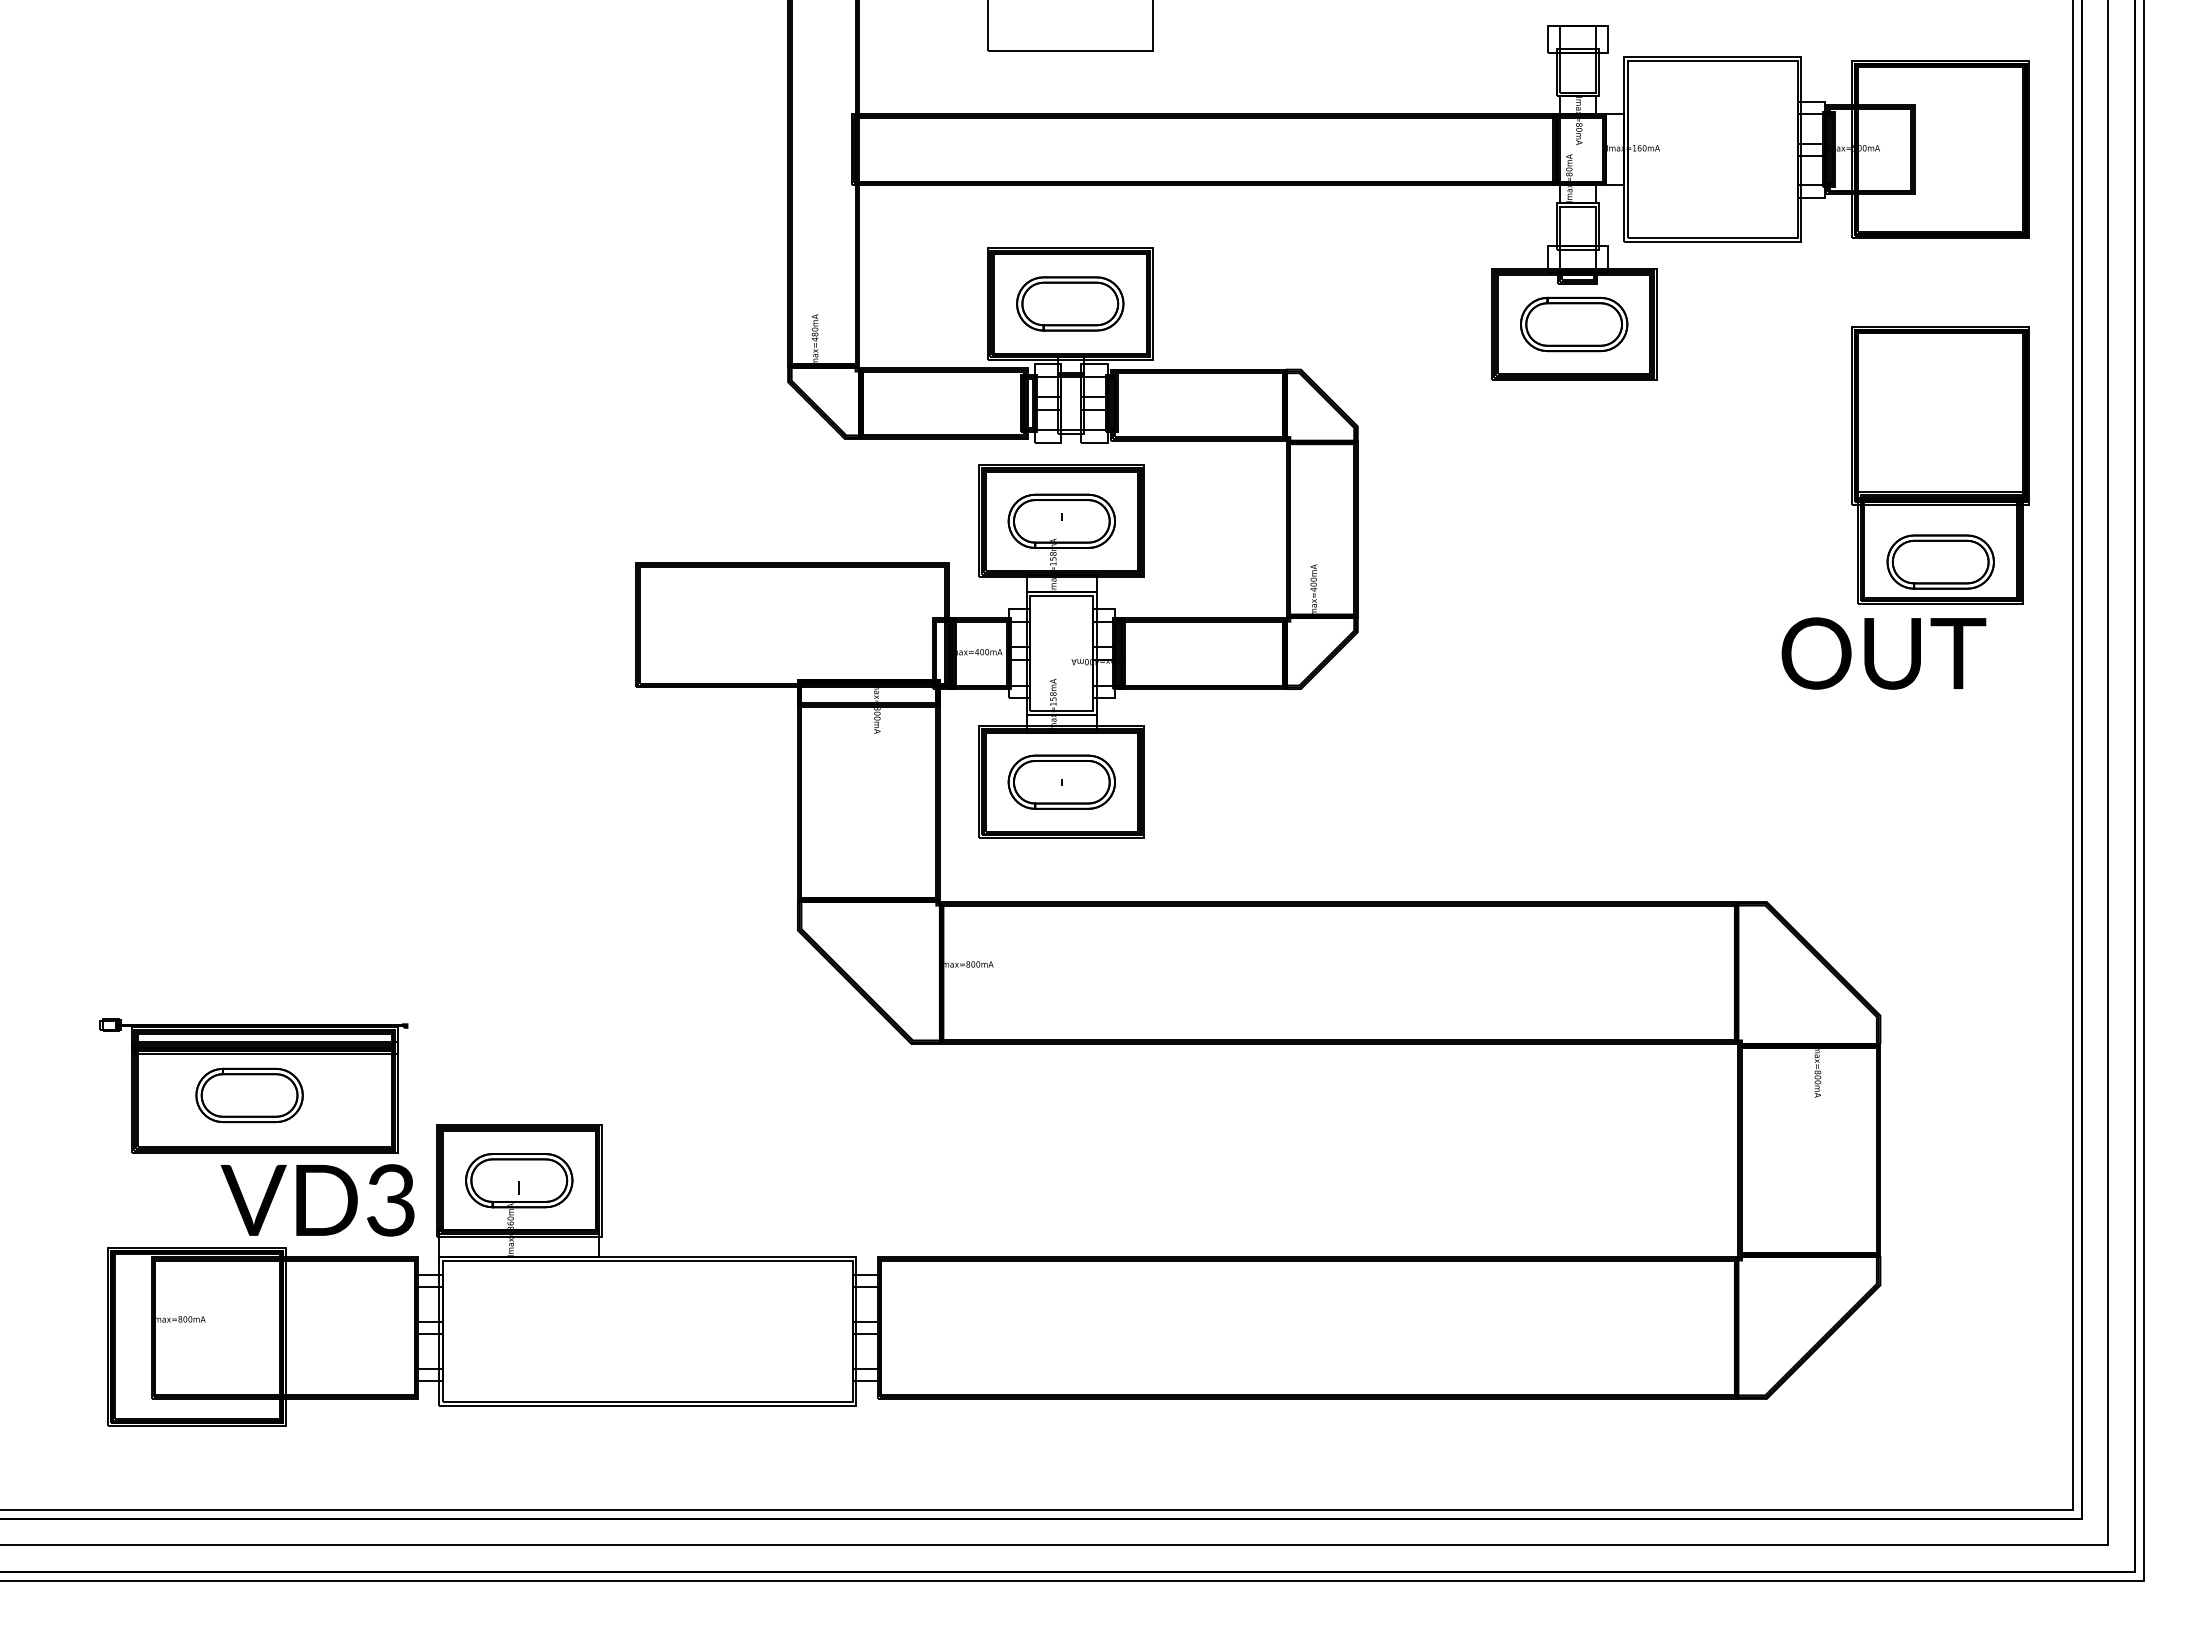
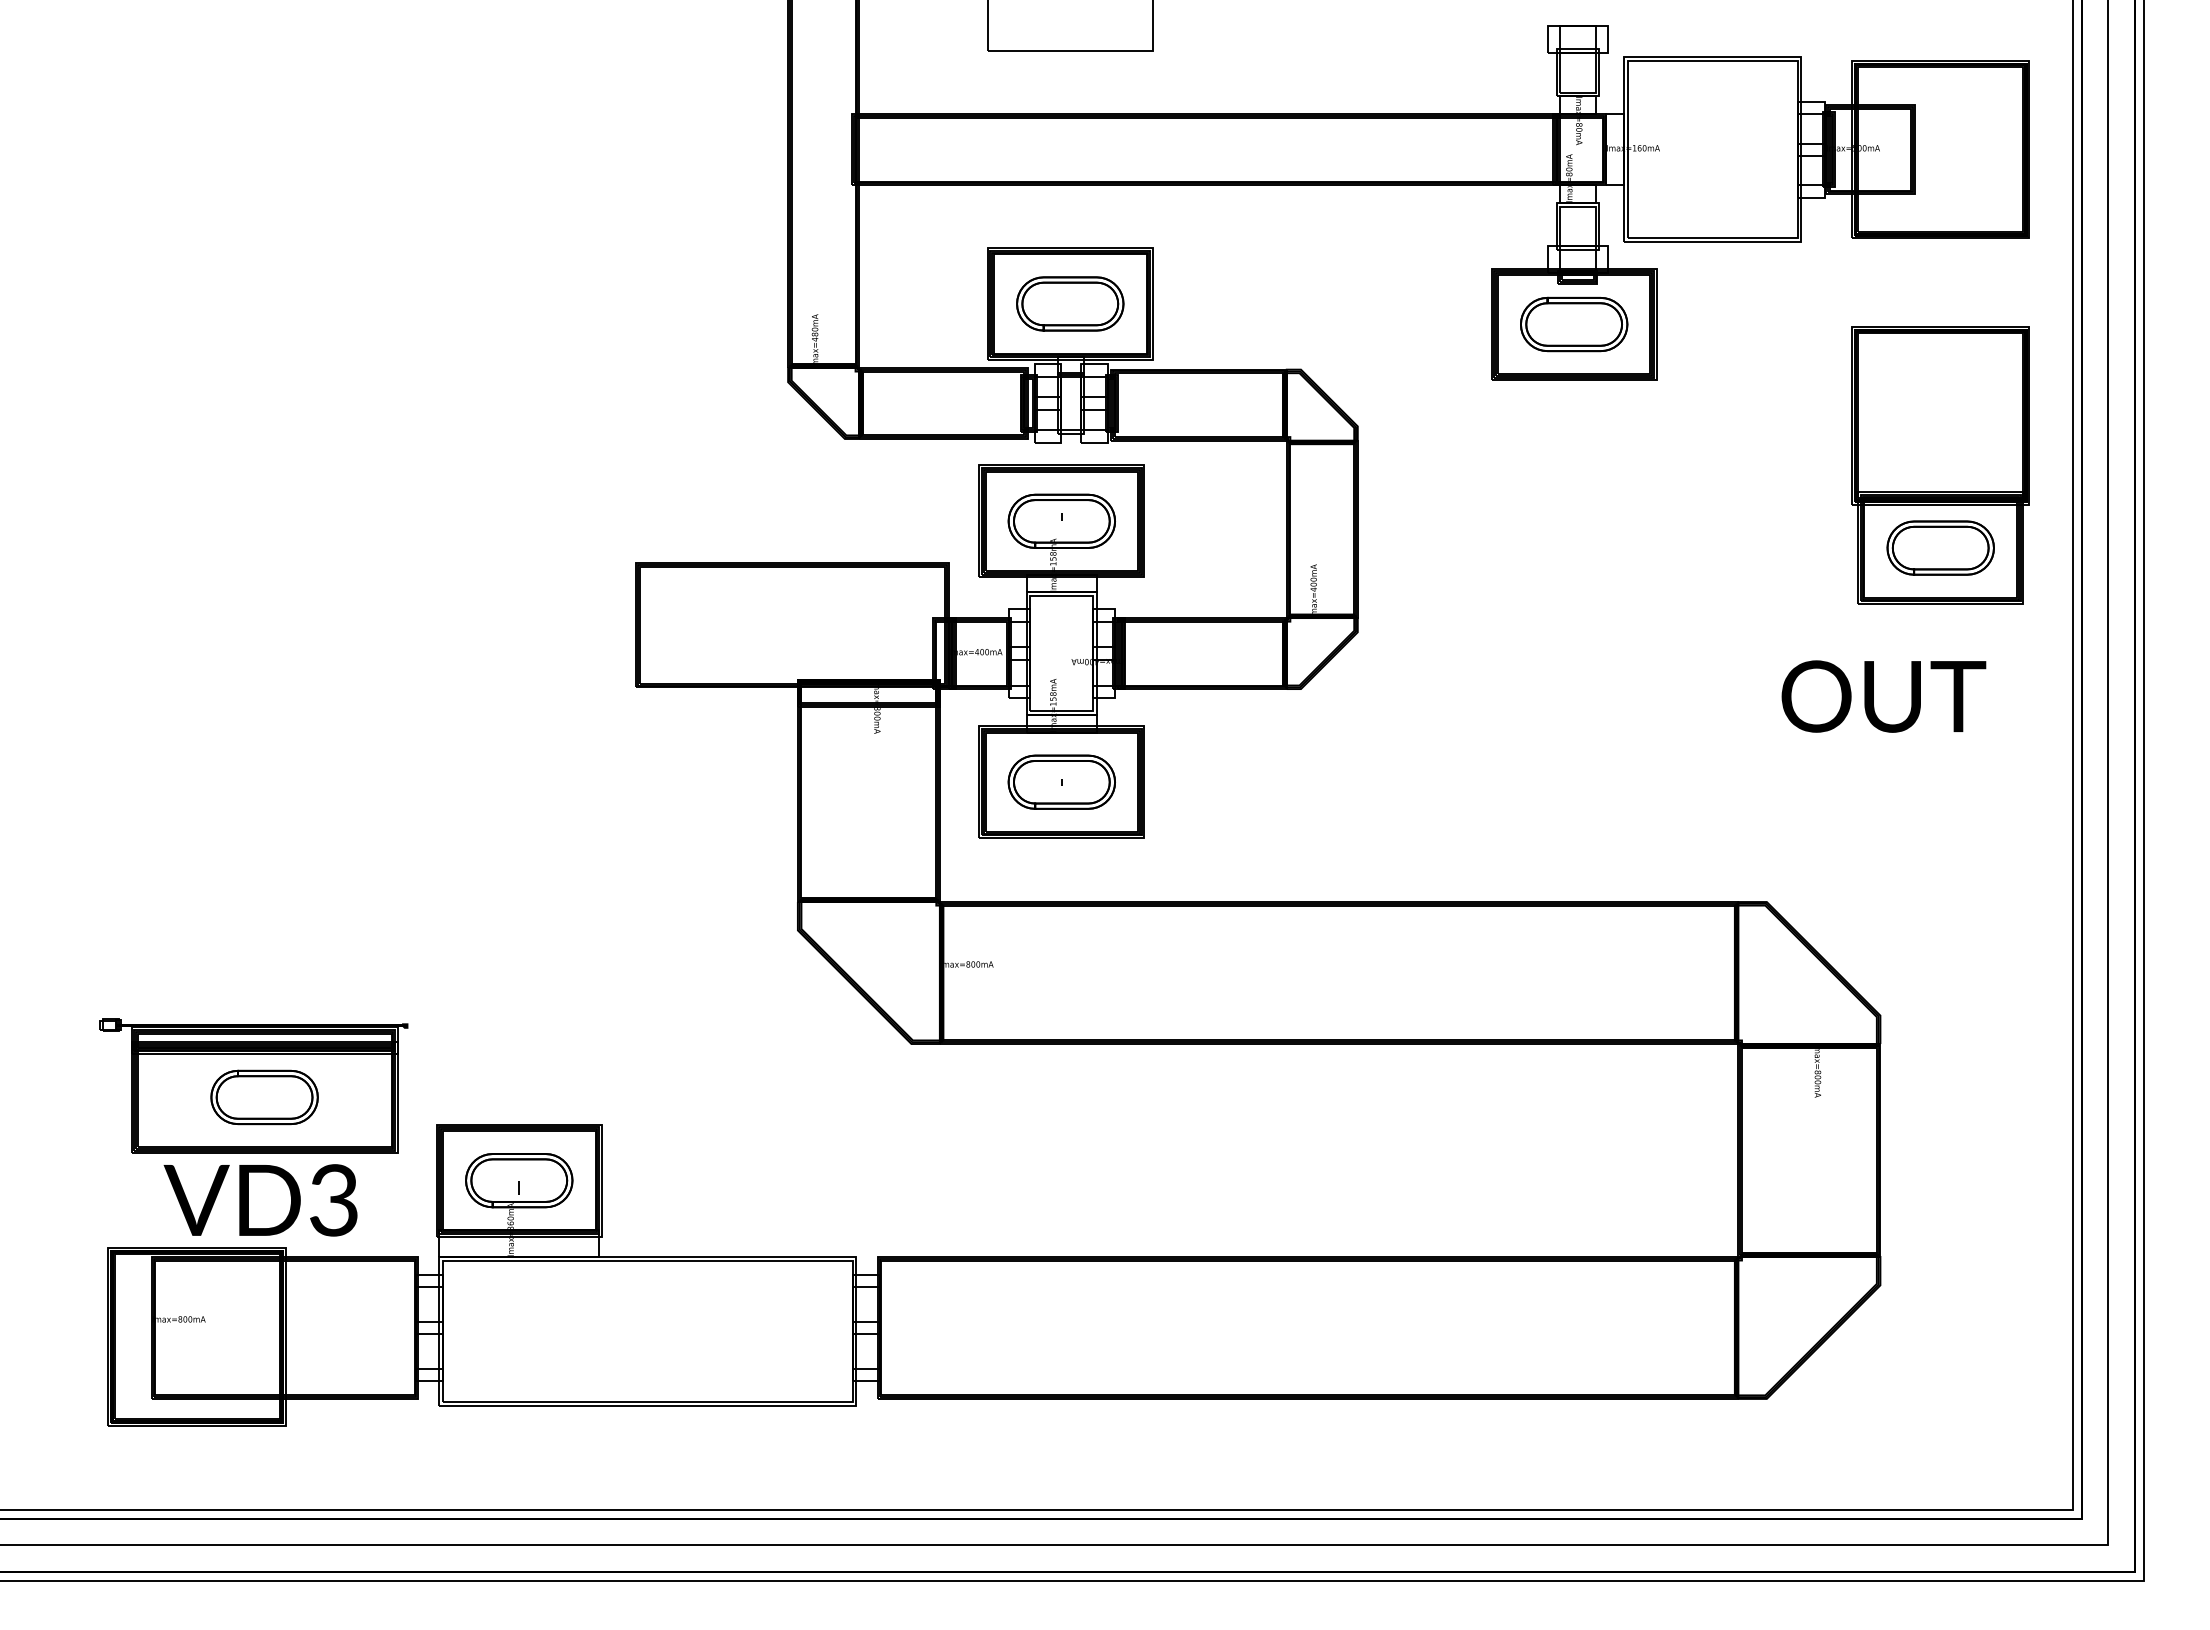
part position: (1940, 561) -> (1940, 547) (1940, 547)
text position: (1883, 653) -> (1883, 696) (1883, 696)
part position: (249, 1095) -> (264, 1097) (264, 1097)
text position: (317, 1200) -> (260, 1200) (260, 1200)
